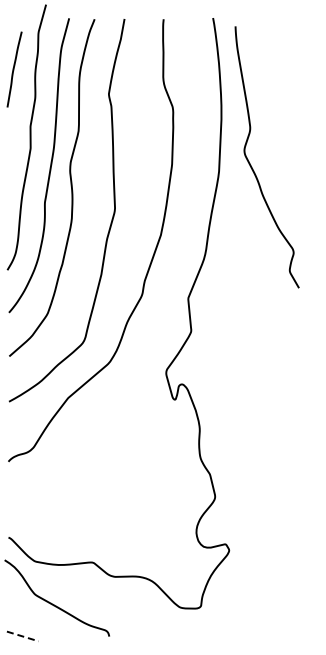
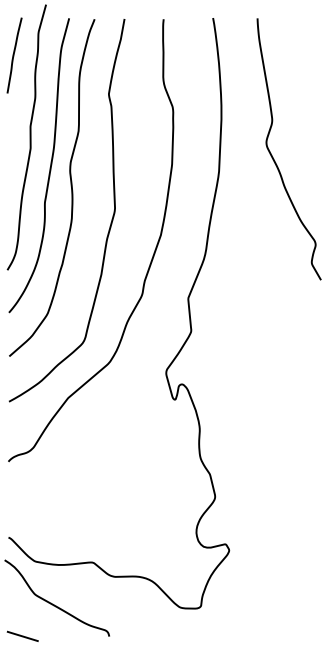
curve position: (14, 69) -> (14, 55) (14, 55)
curve position: (251, 165) -> (273, 157) (273, 157)
line: dashed -> solid (22, 636)
